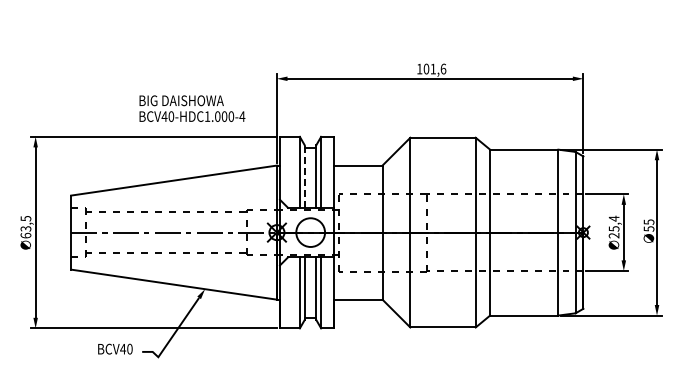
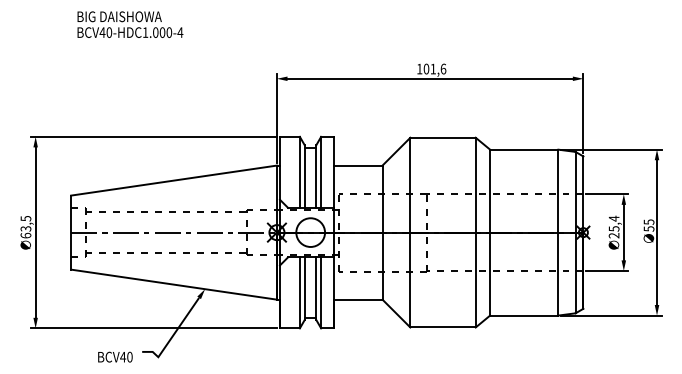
text position: (192, 108) -> (130, 24) (130, 24)
line: dashed -> solid (304, 176)
text position: (115, 348) -> (115, 356) (115, 356)
